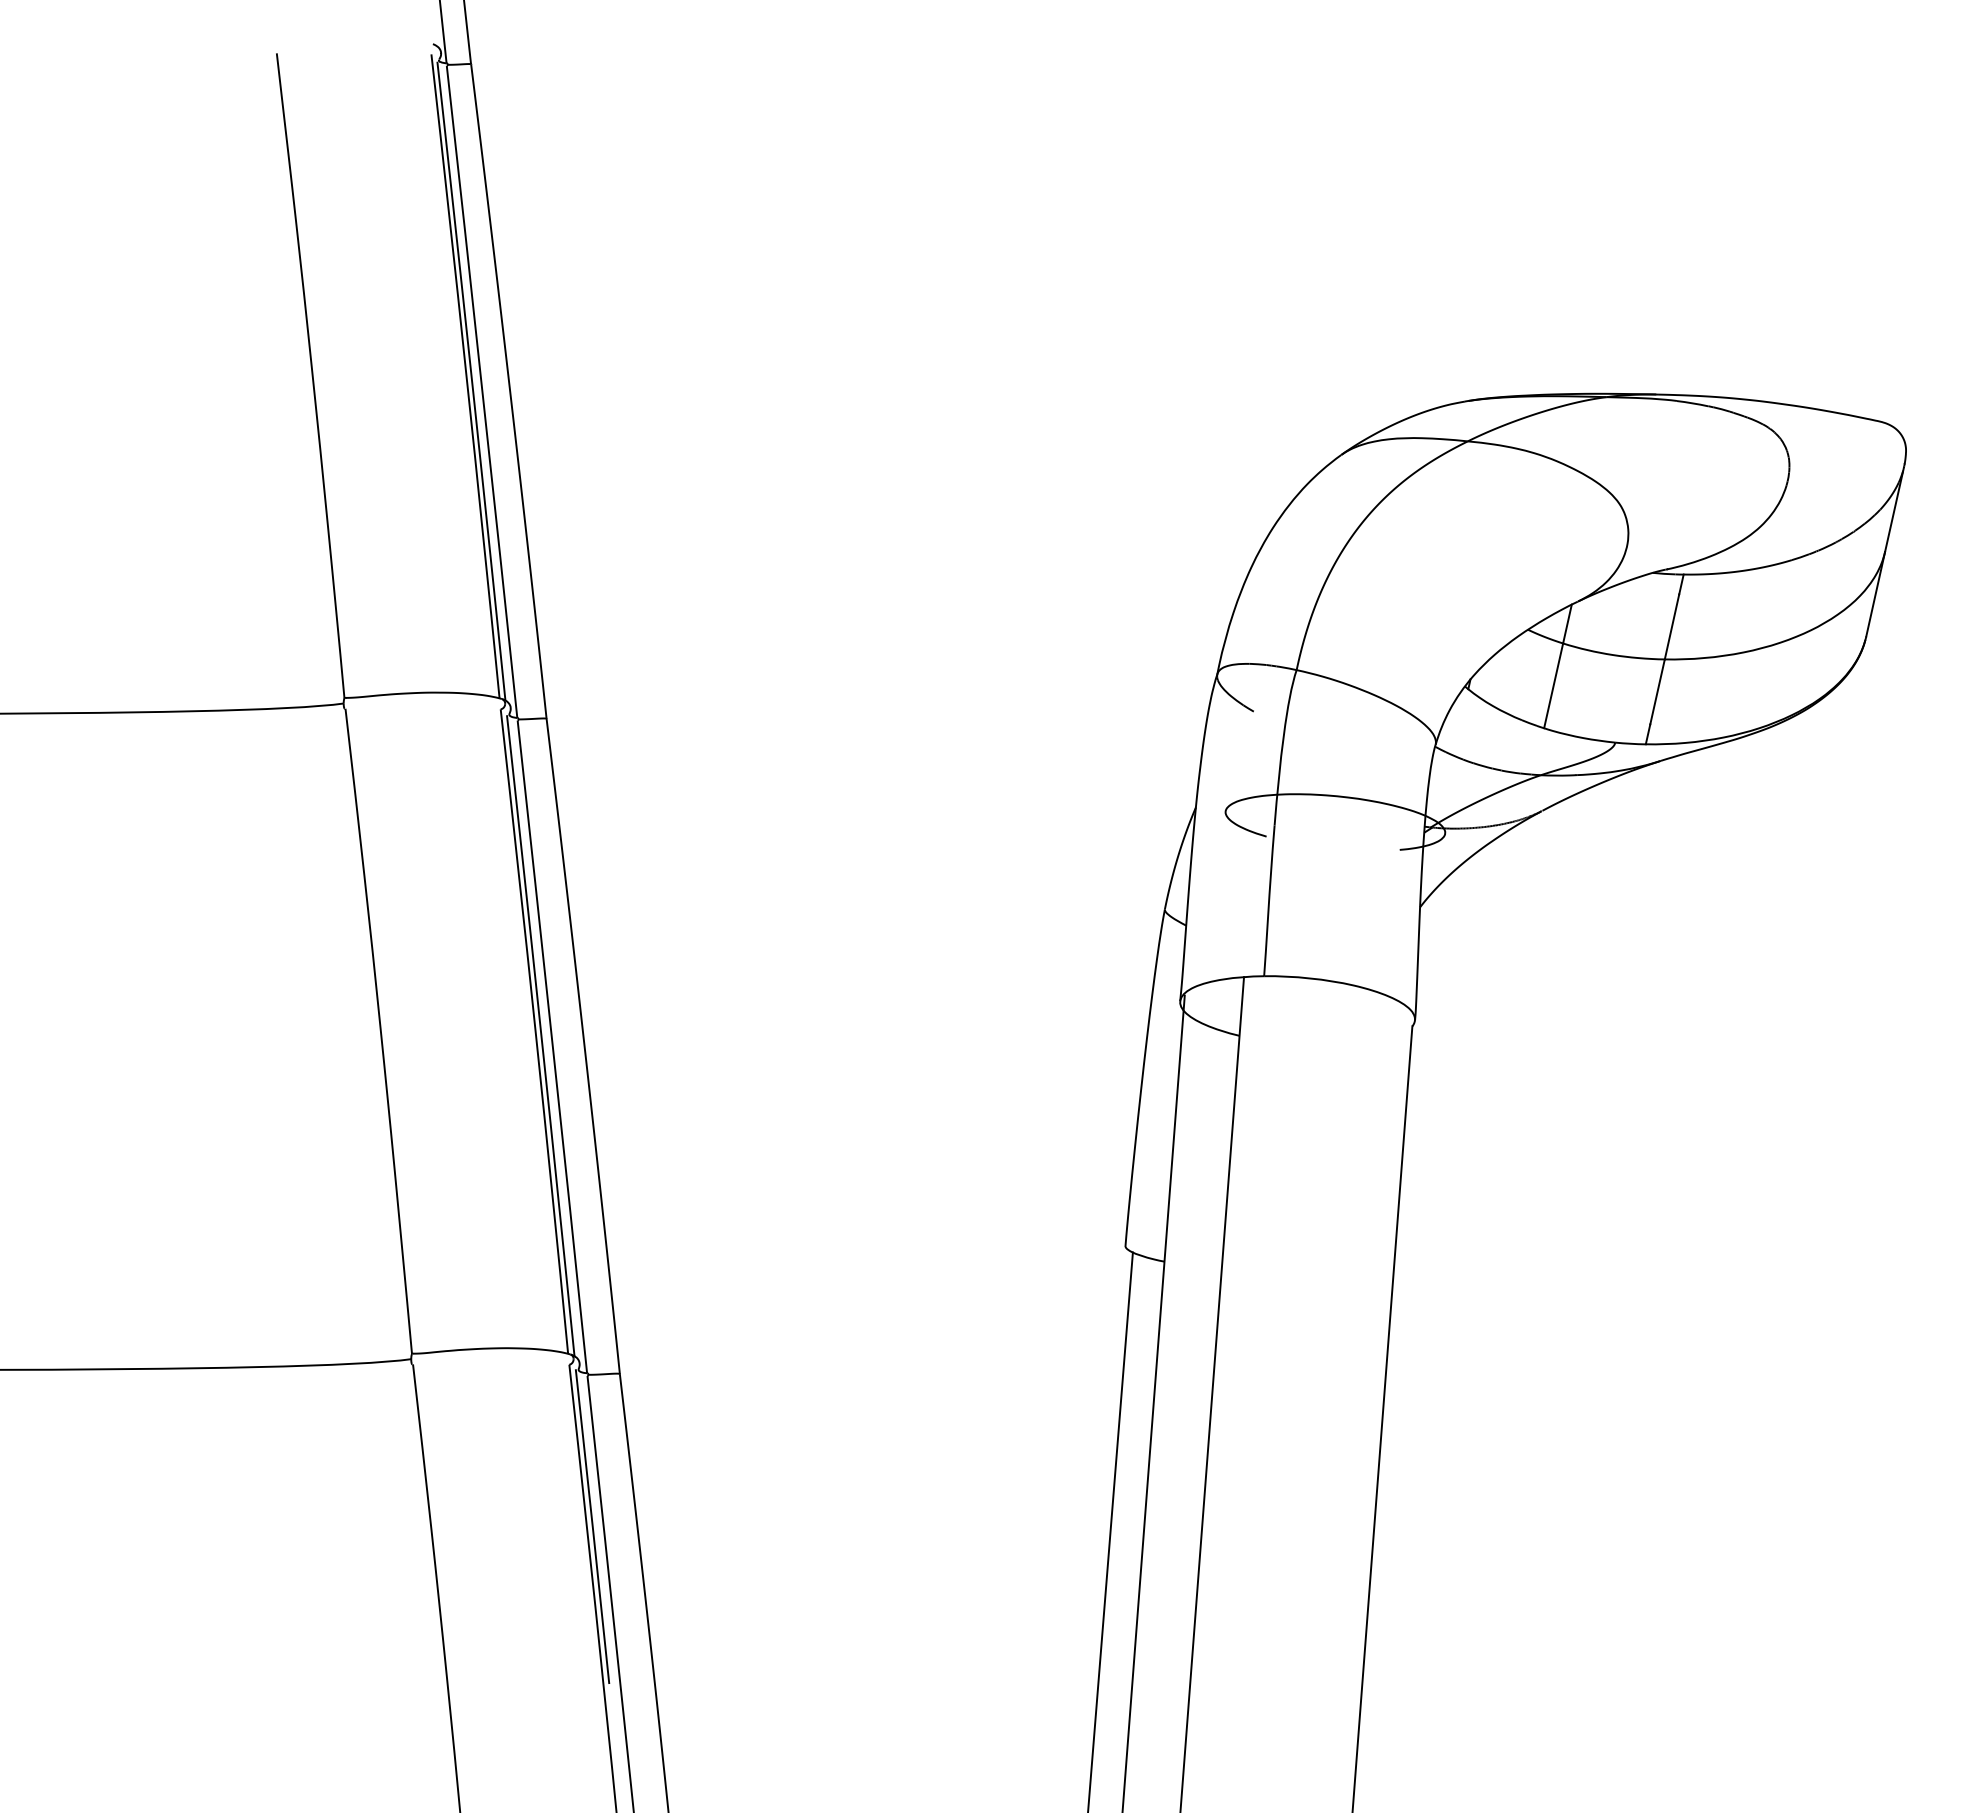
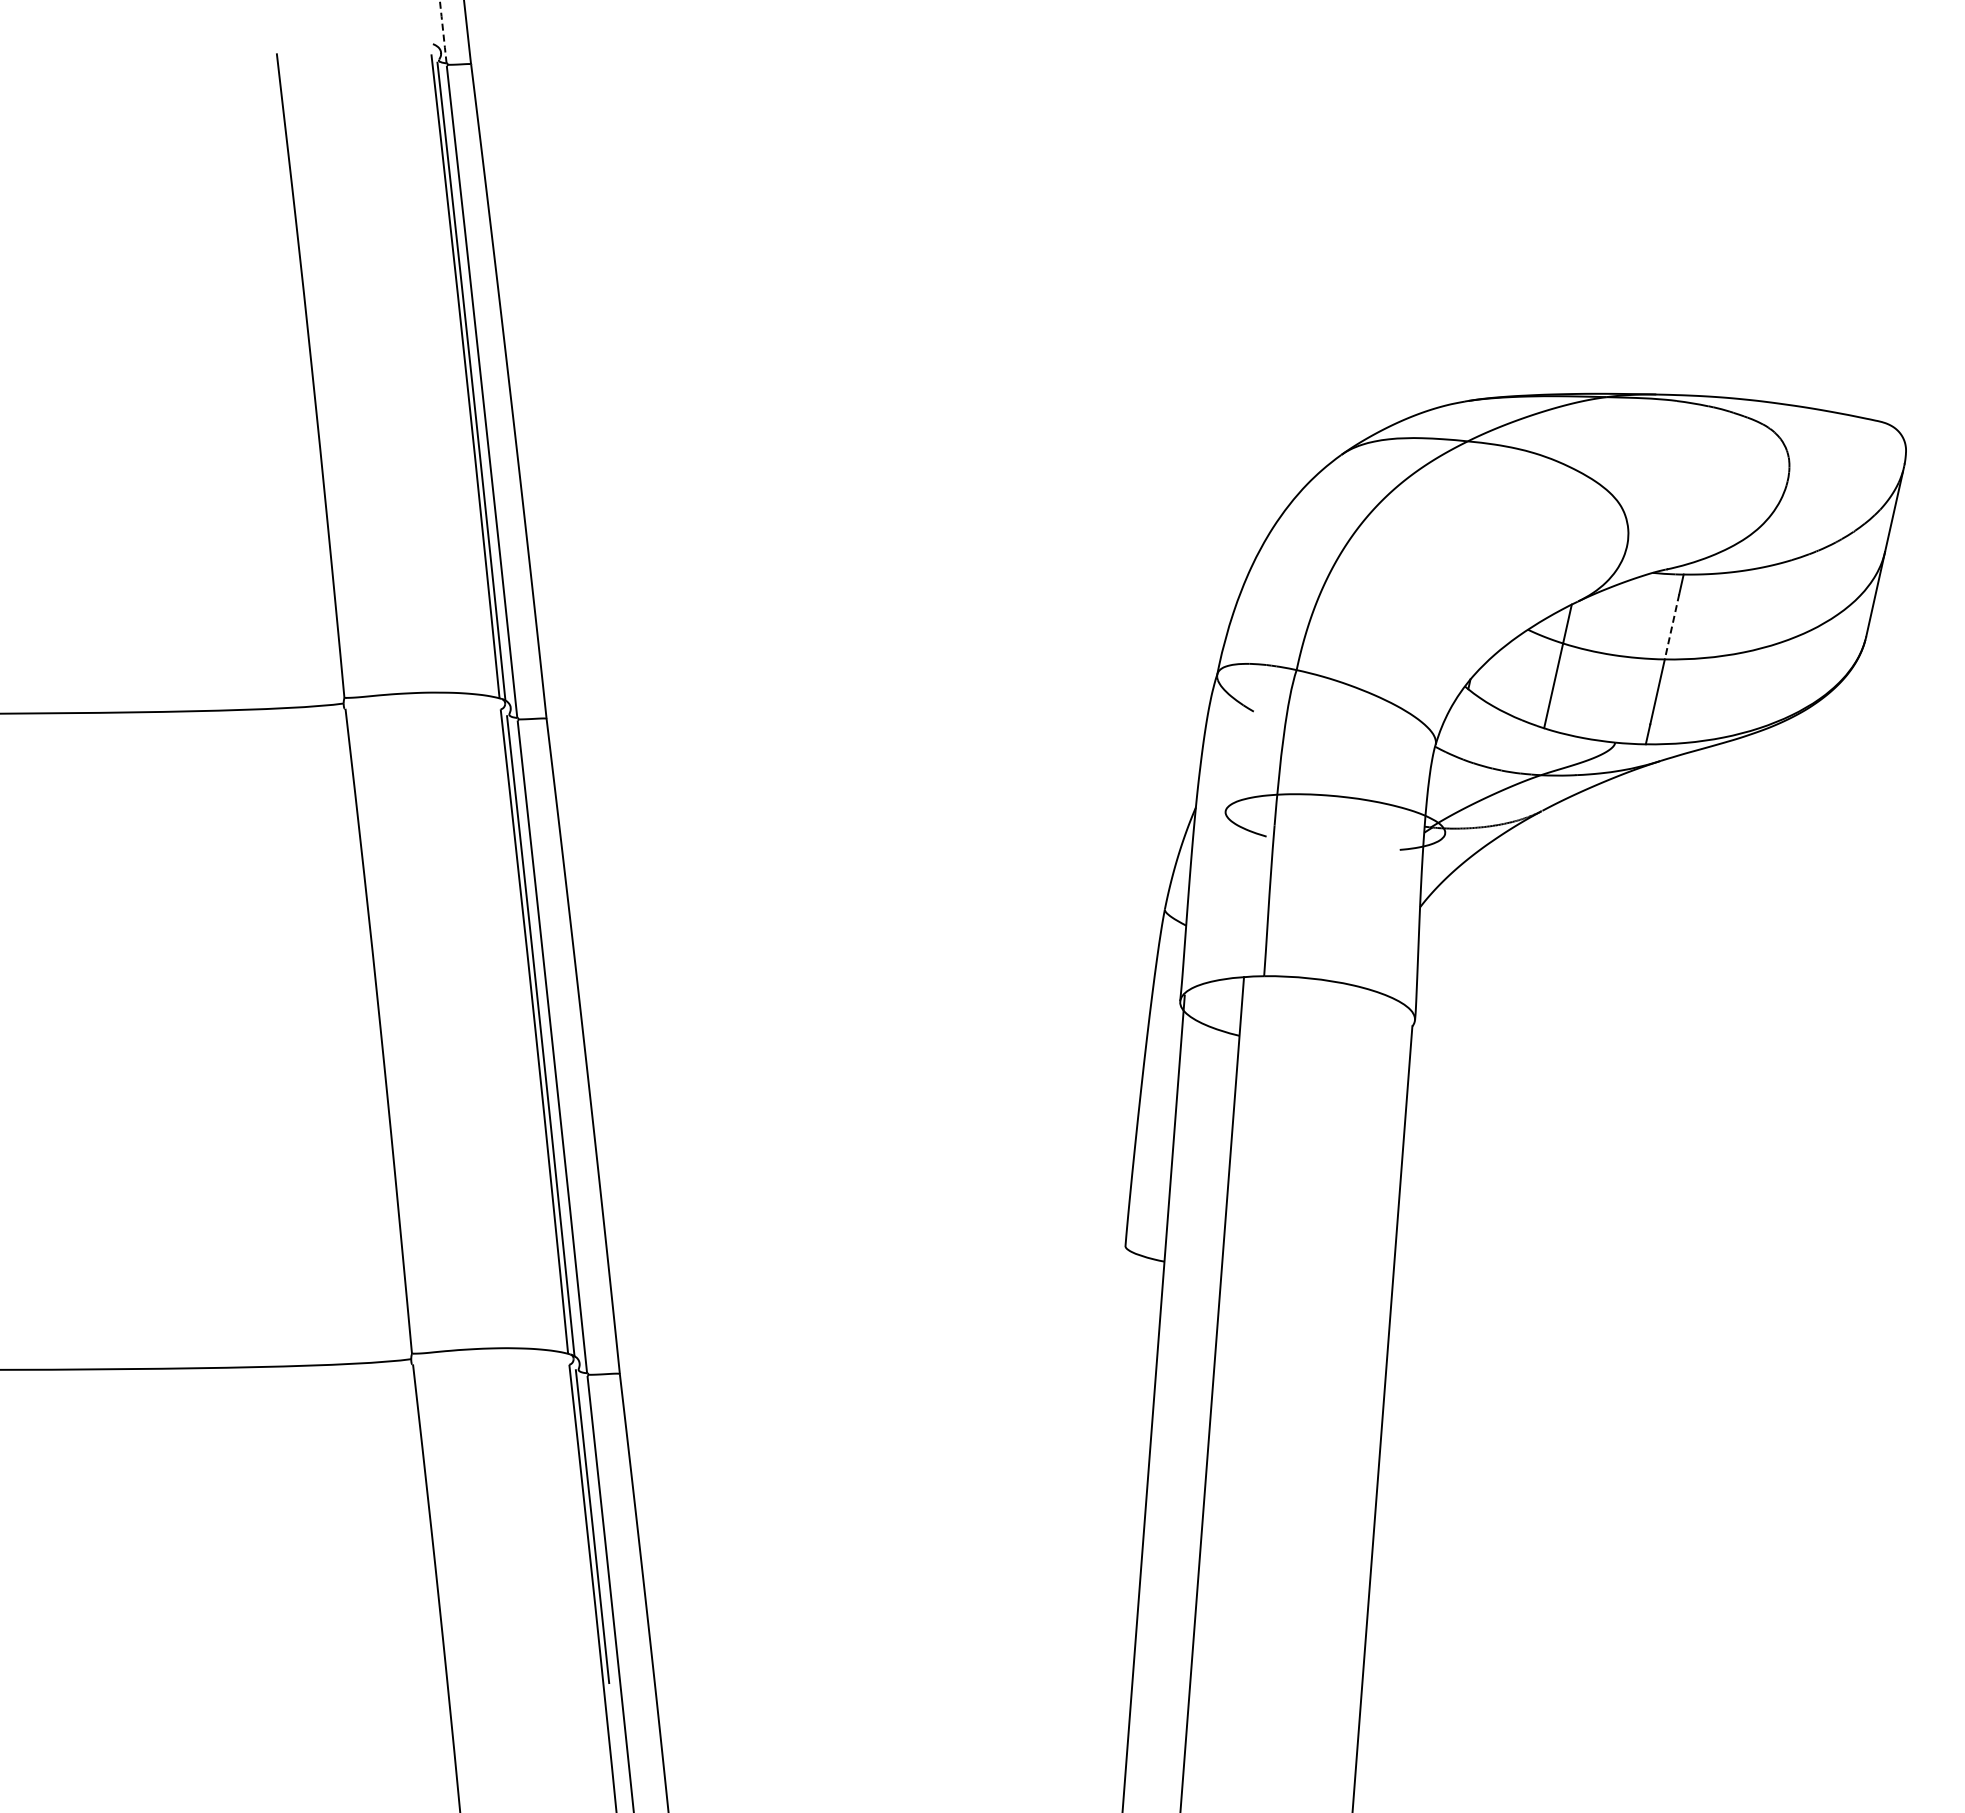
arc: solid -> dashed (443, 31)
line: solid -> dashed (1671, 627)
line: present -> none (1110, 1530)
